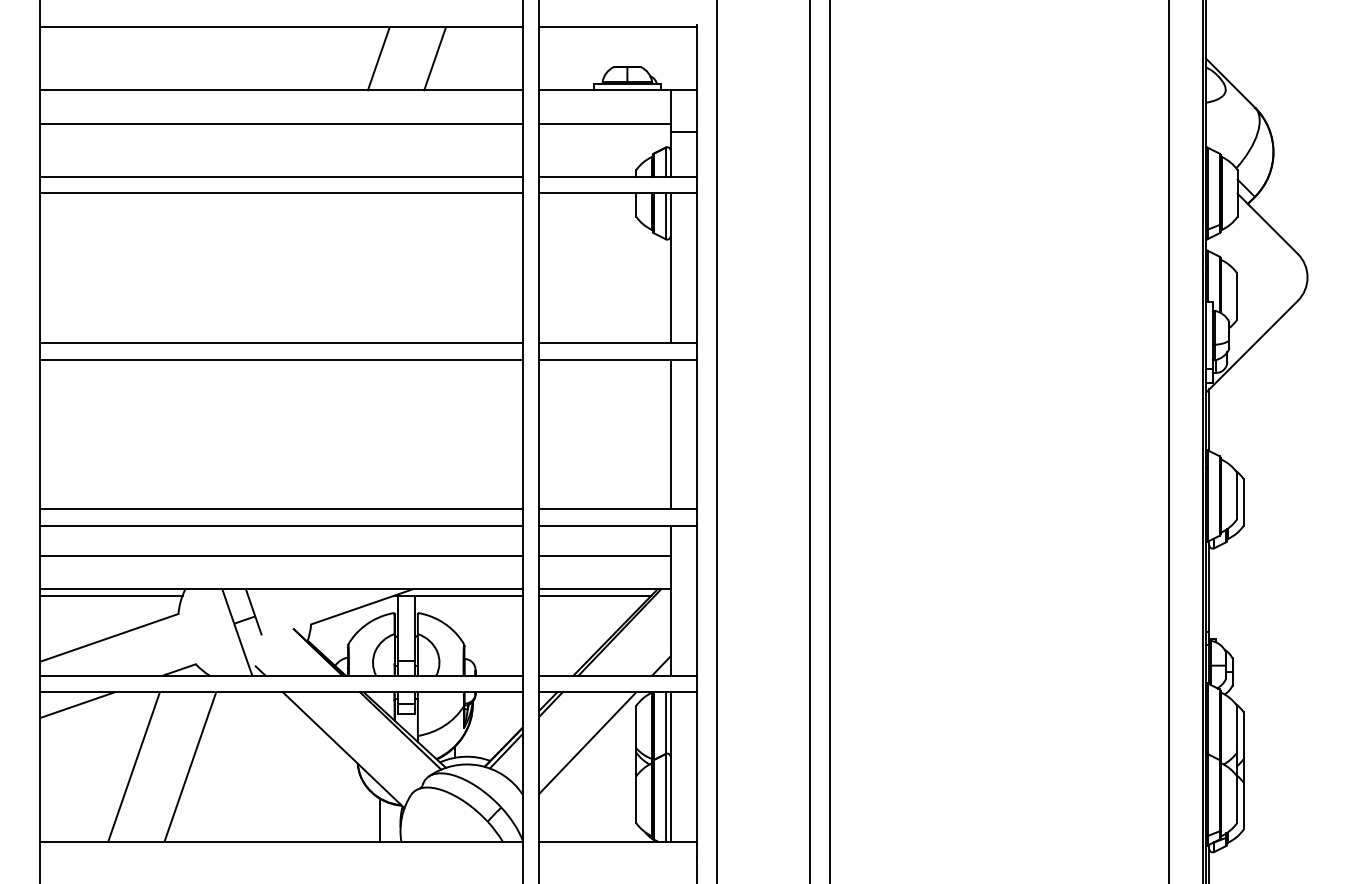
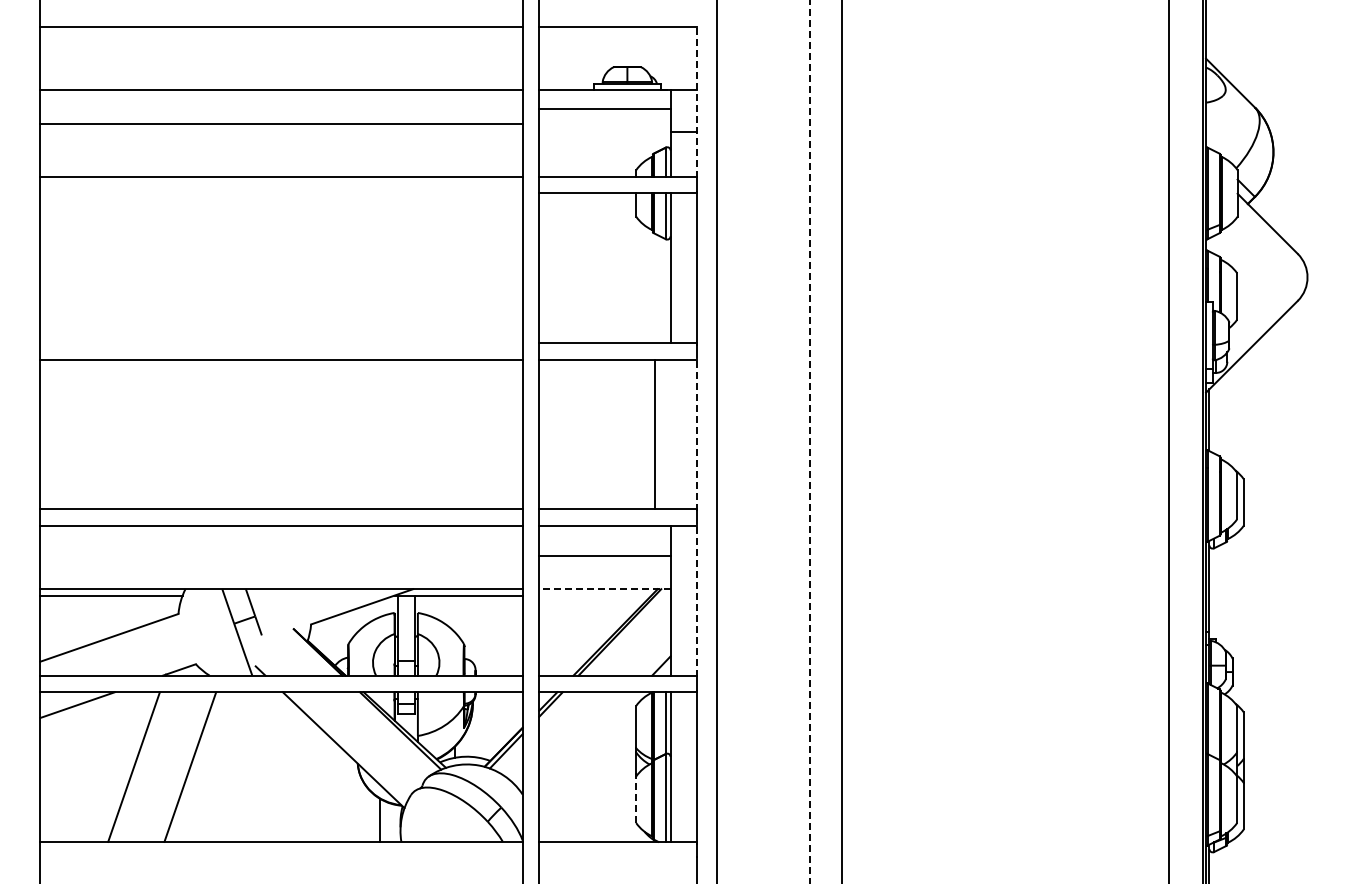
line: present -> none (378, 58)
line: present -> none (435, 58)
line: solid -> dashed (697, 101)
line position: (604, 123) -> (604, 108) (604, 108)
line: present -> none (281, 193)
line: present -> none (281, 343)
line position: (670, 434) -> (654, 434) (654, 434)
line: solid -> dashed (697, 434)
line: solid -> dashed (810, 441)
line position: (830, 441) -> (842, 441) (842, 441)
line: present -> none (281, 555)
line: solid -> dashed (604, 589)
line: present -> none (595, 595)
line: solid -> dashed (697, 600)
line: present -> none (587, 742)
line: solid -> dashed (636, 799)
